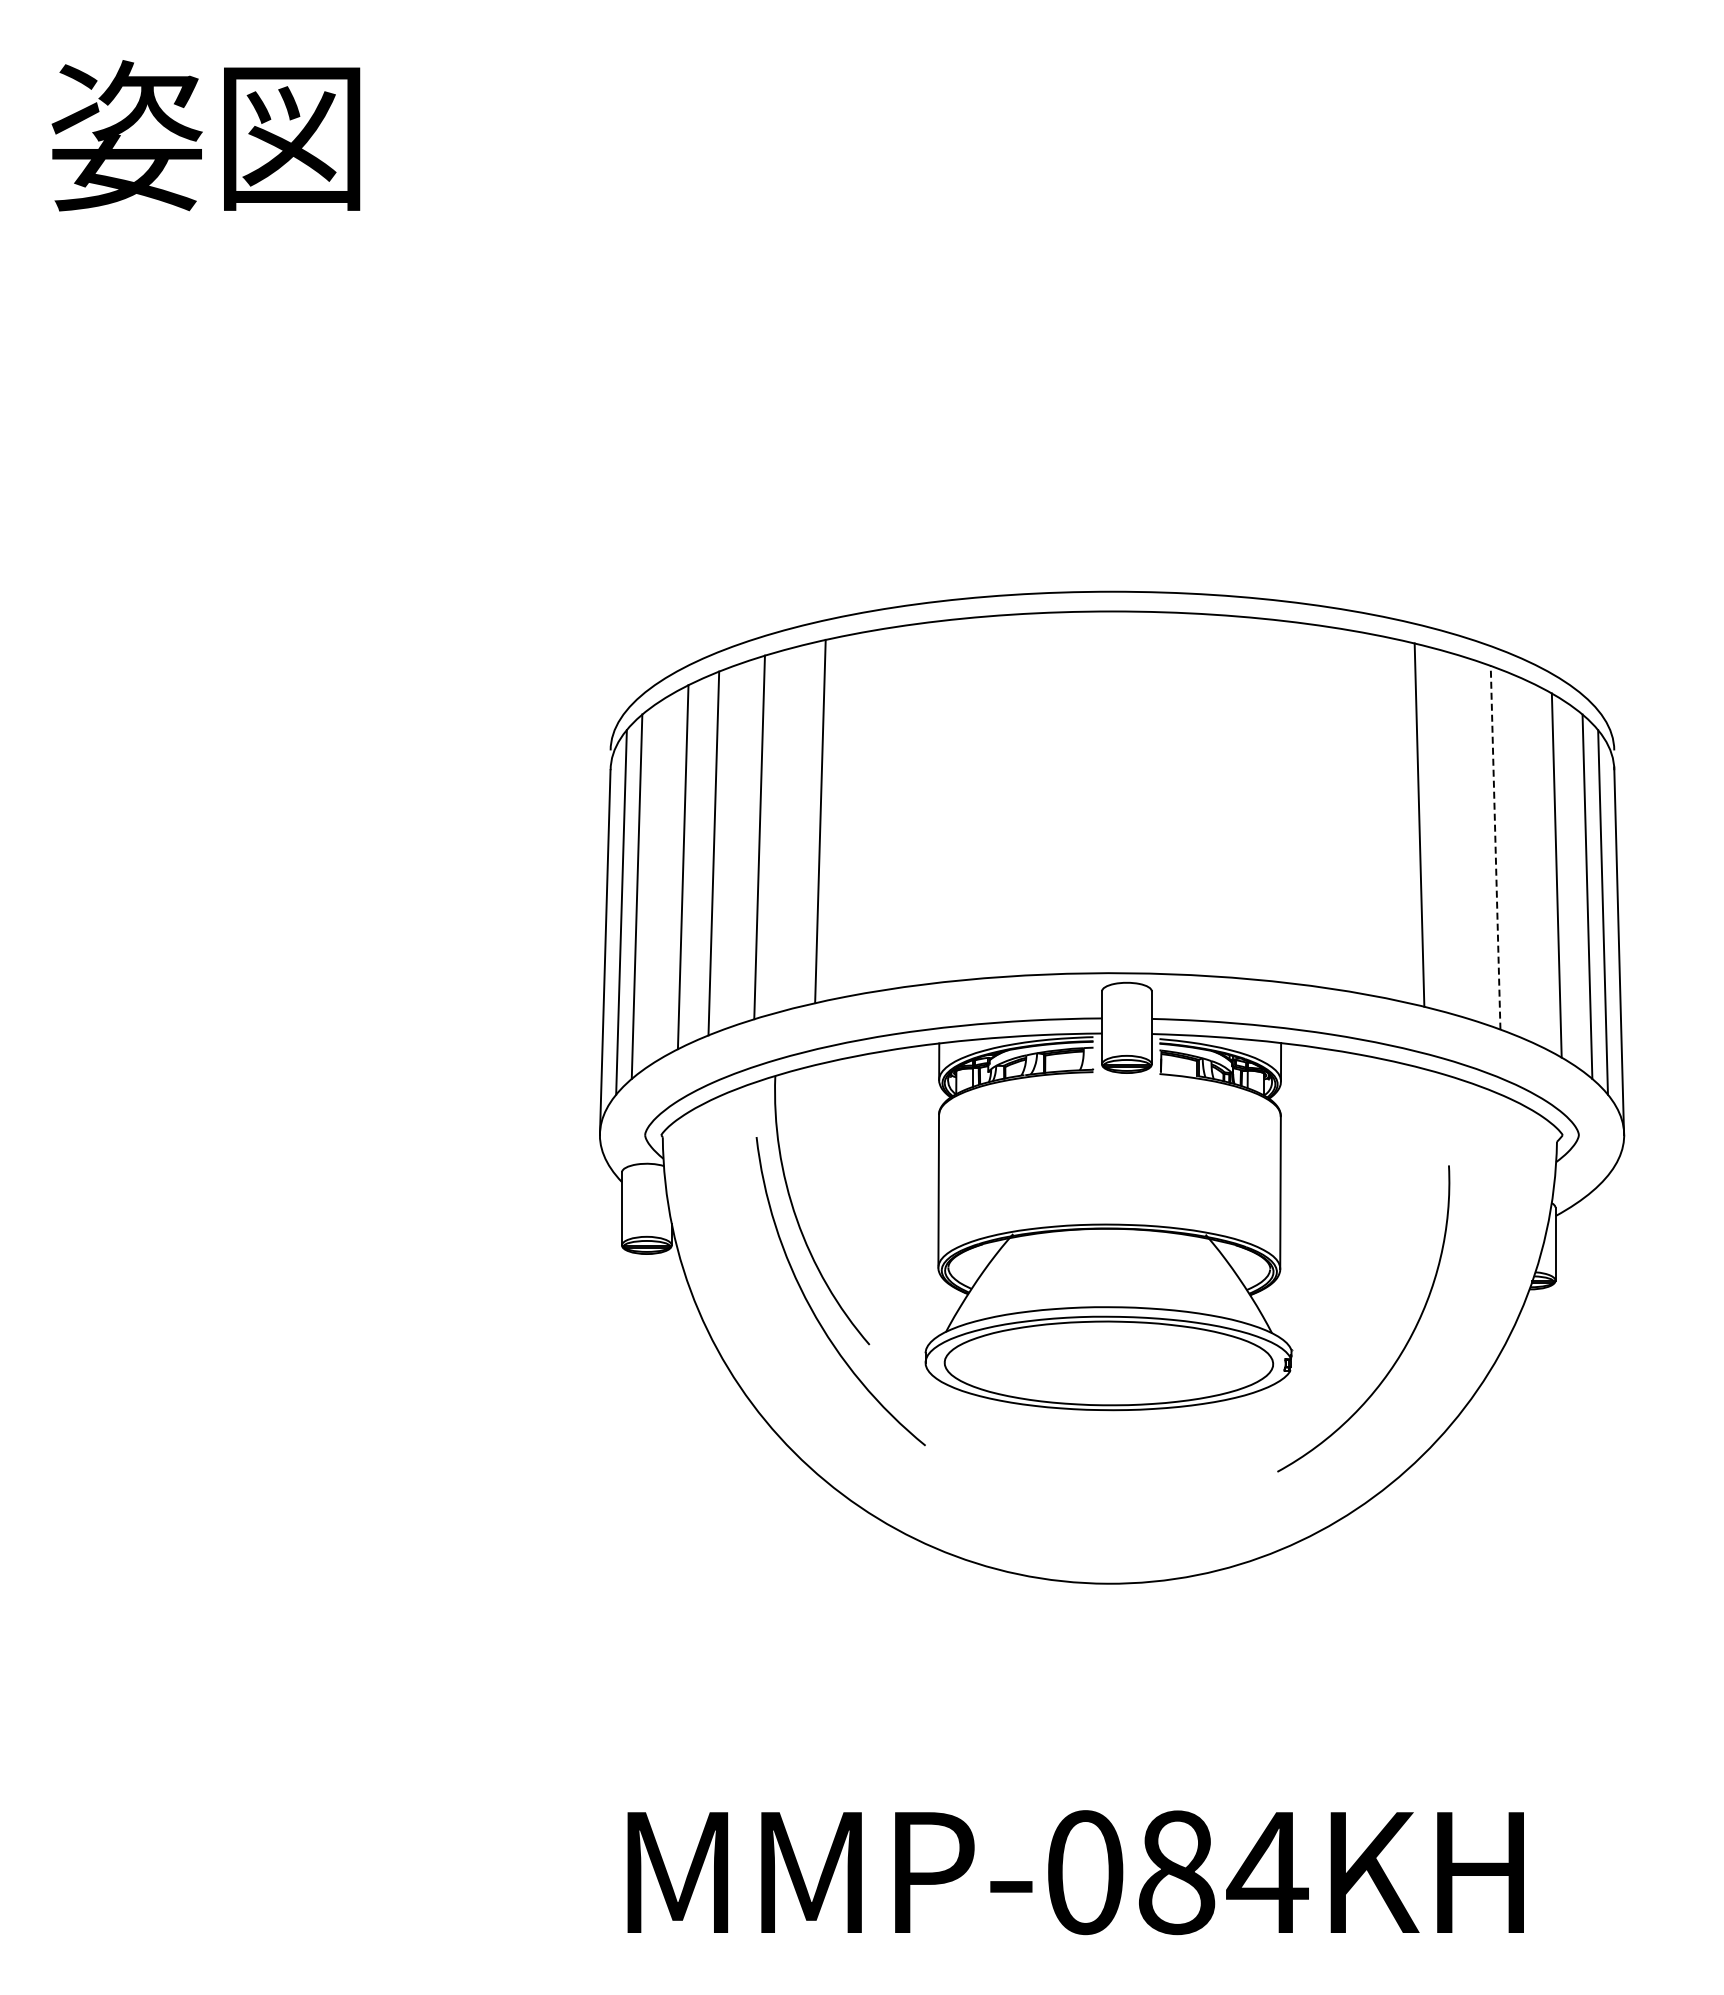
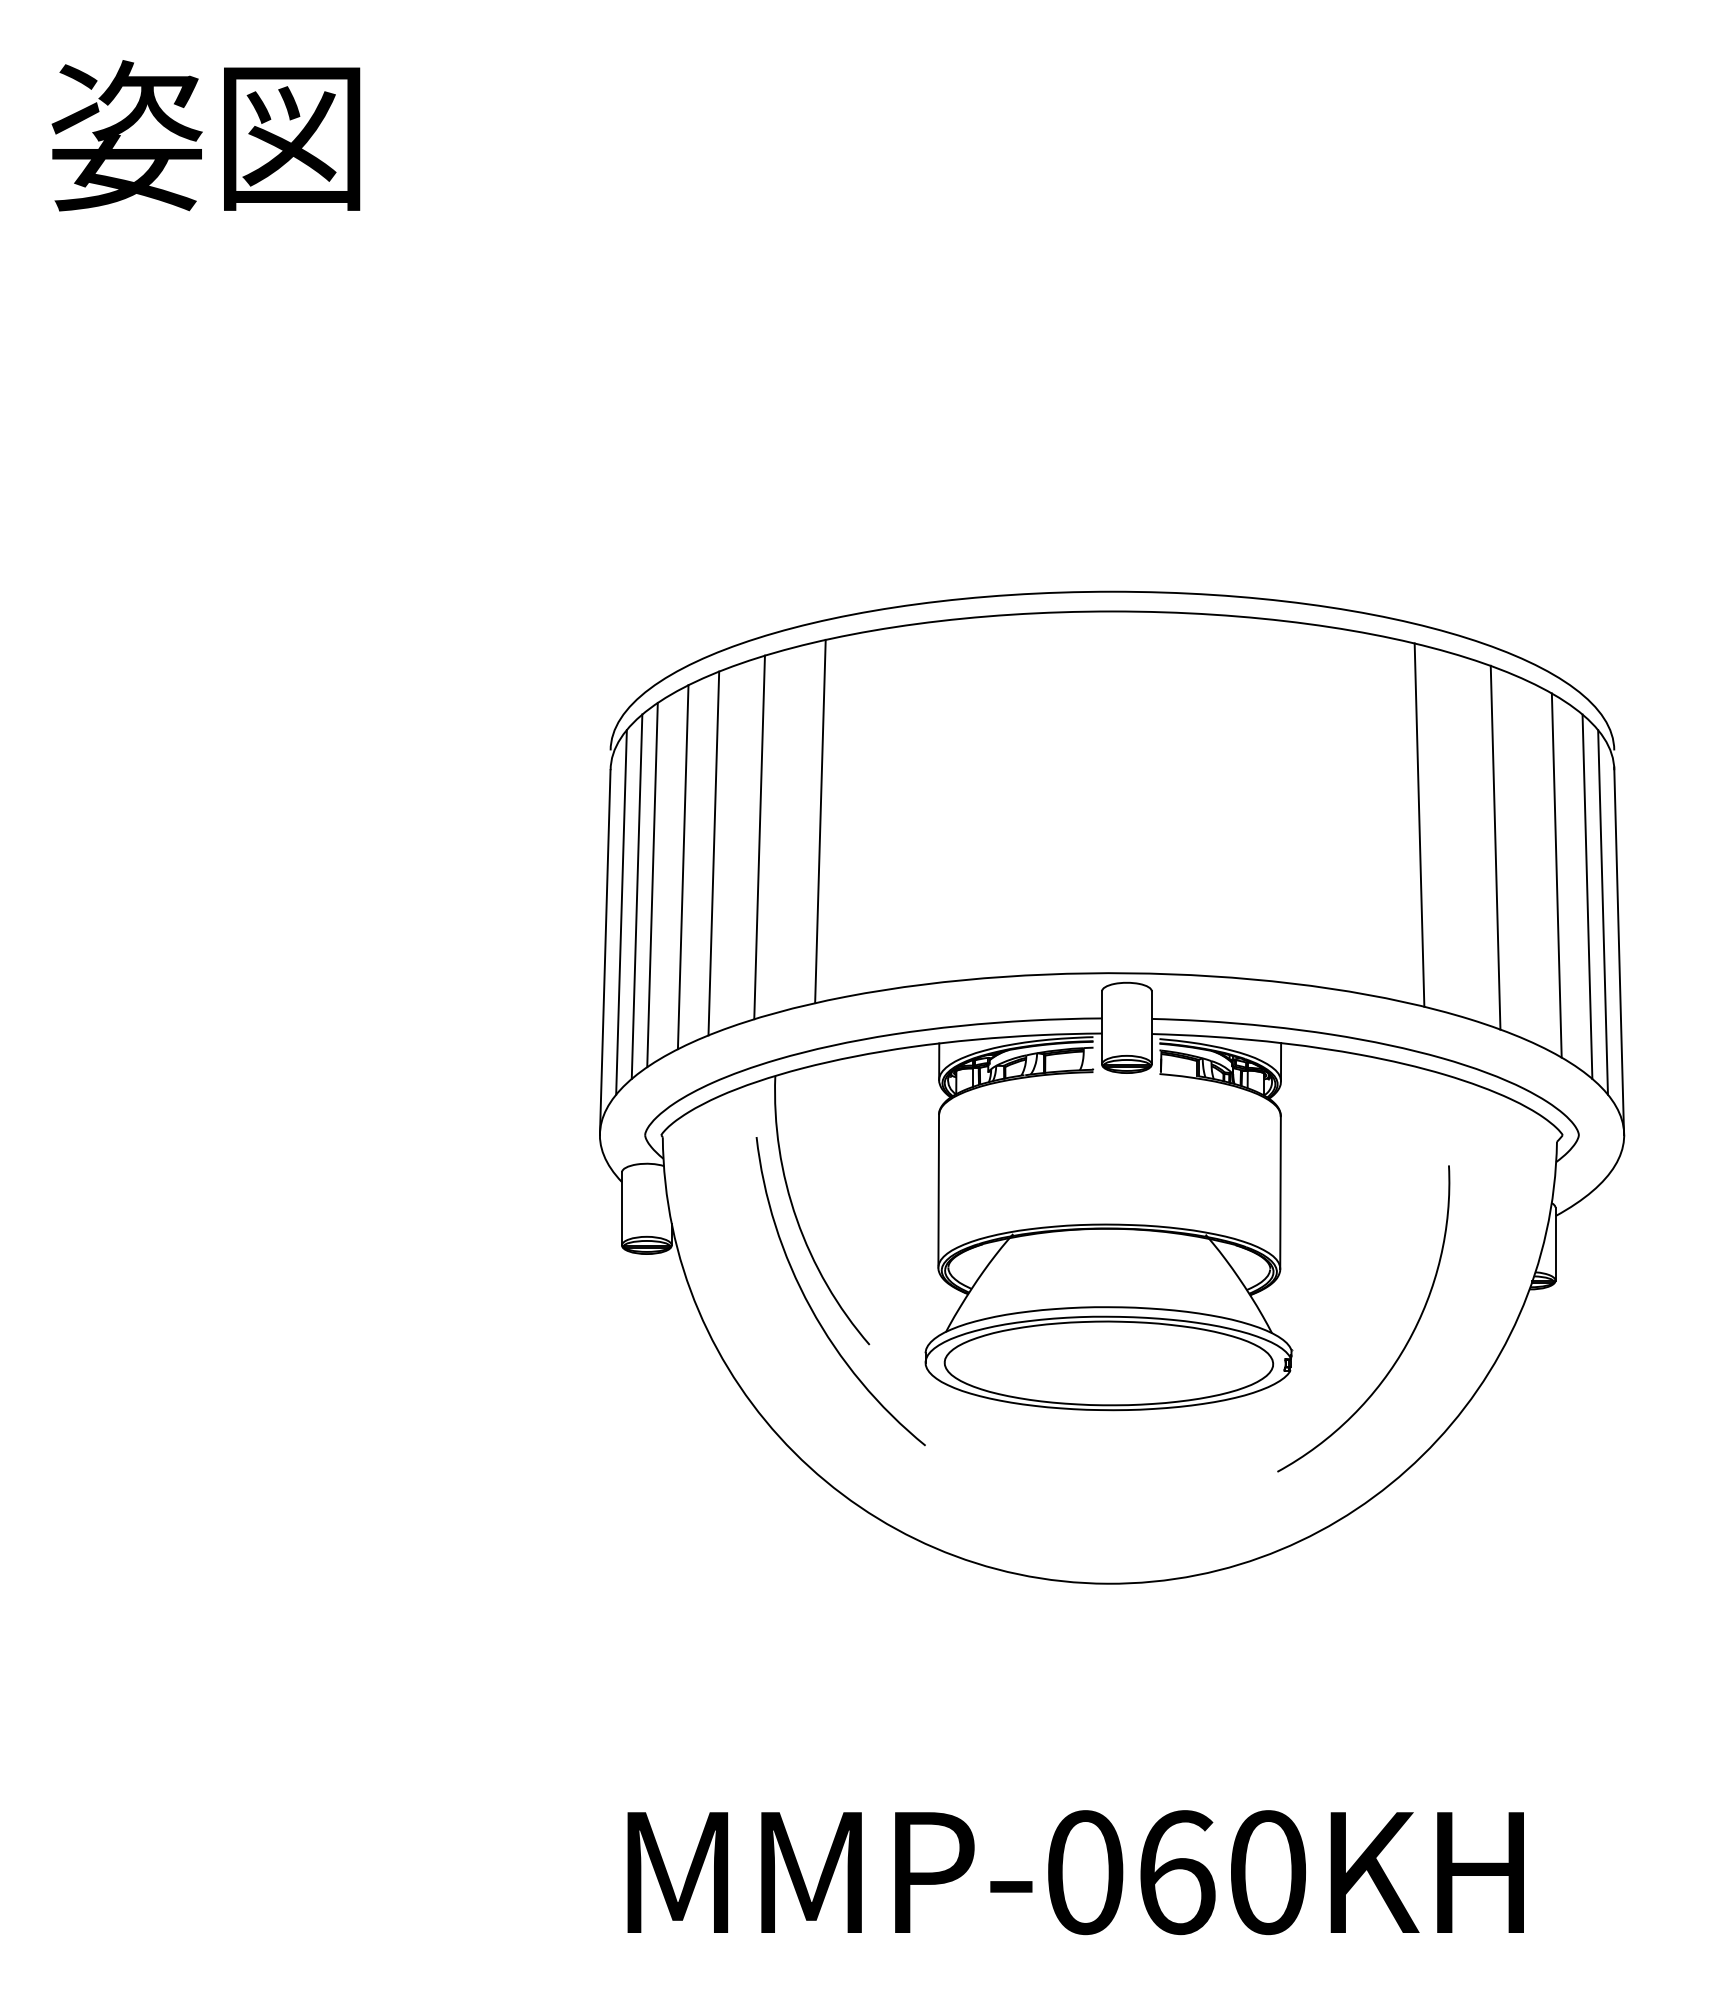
line: dashed -> solid (1495, 847)
line: none -> present (652, 884)
text: MMP-084KH -> MMP-060KH (1223, 1872)
